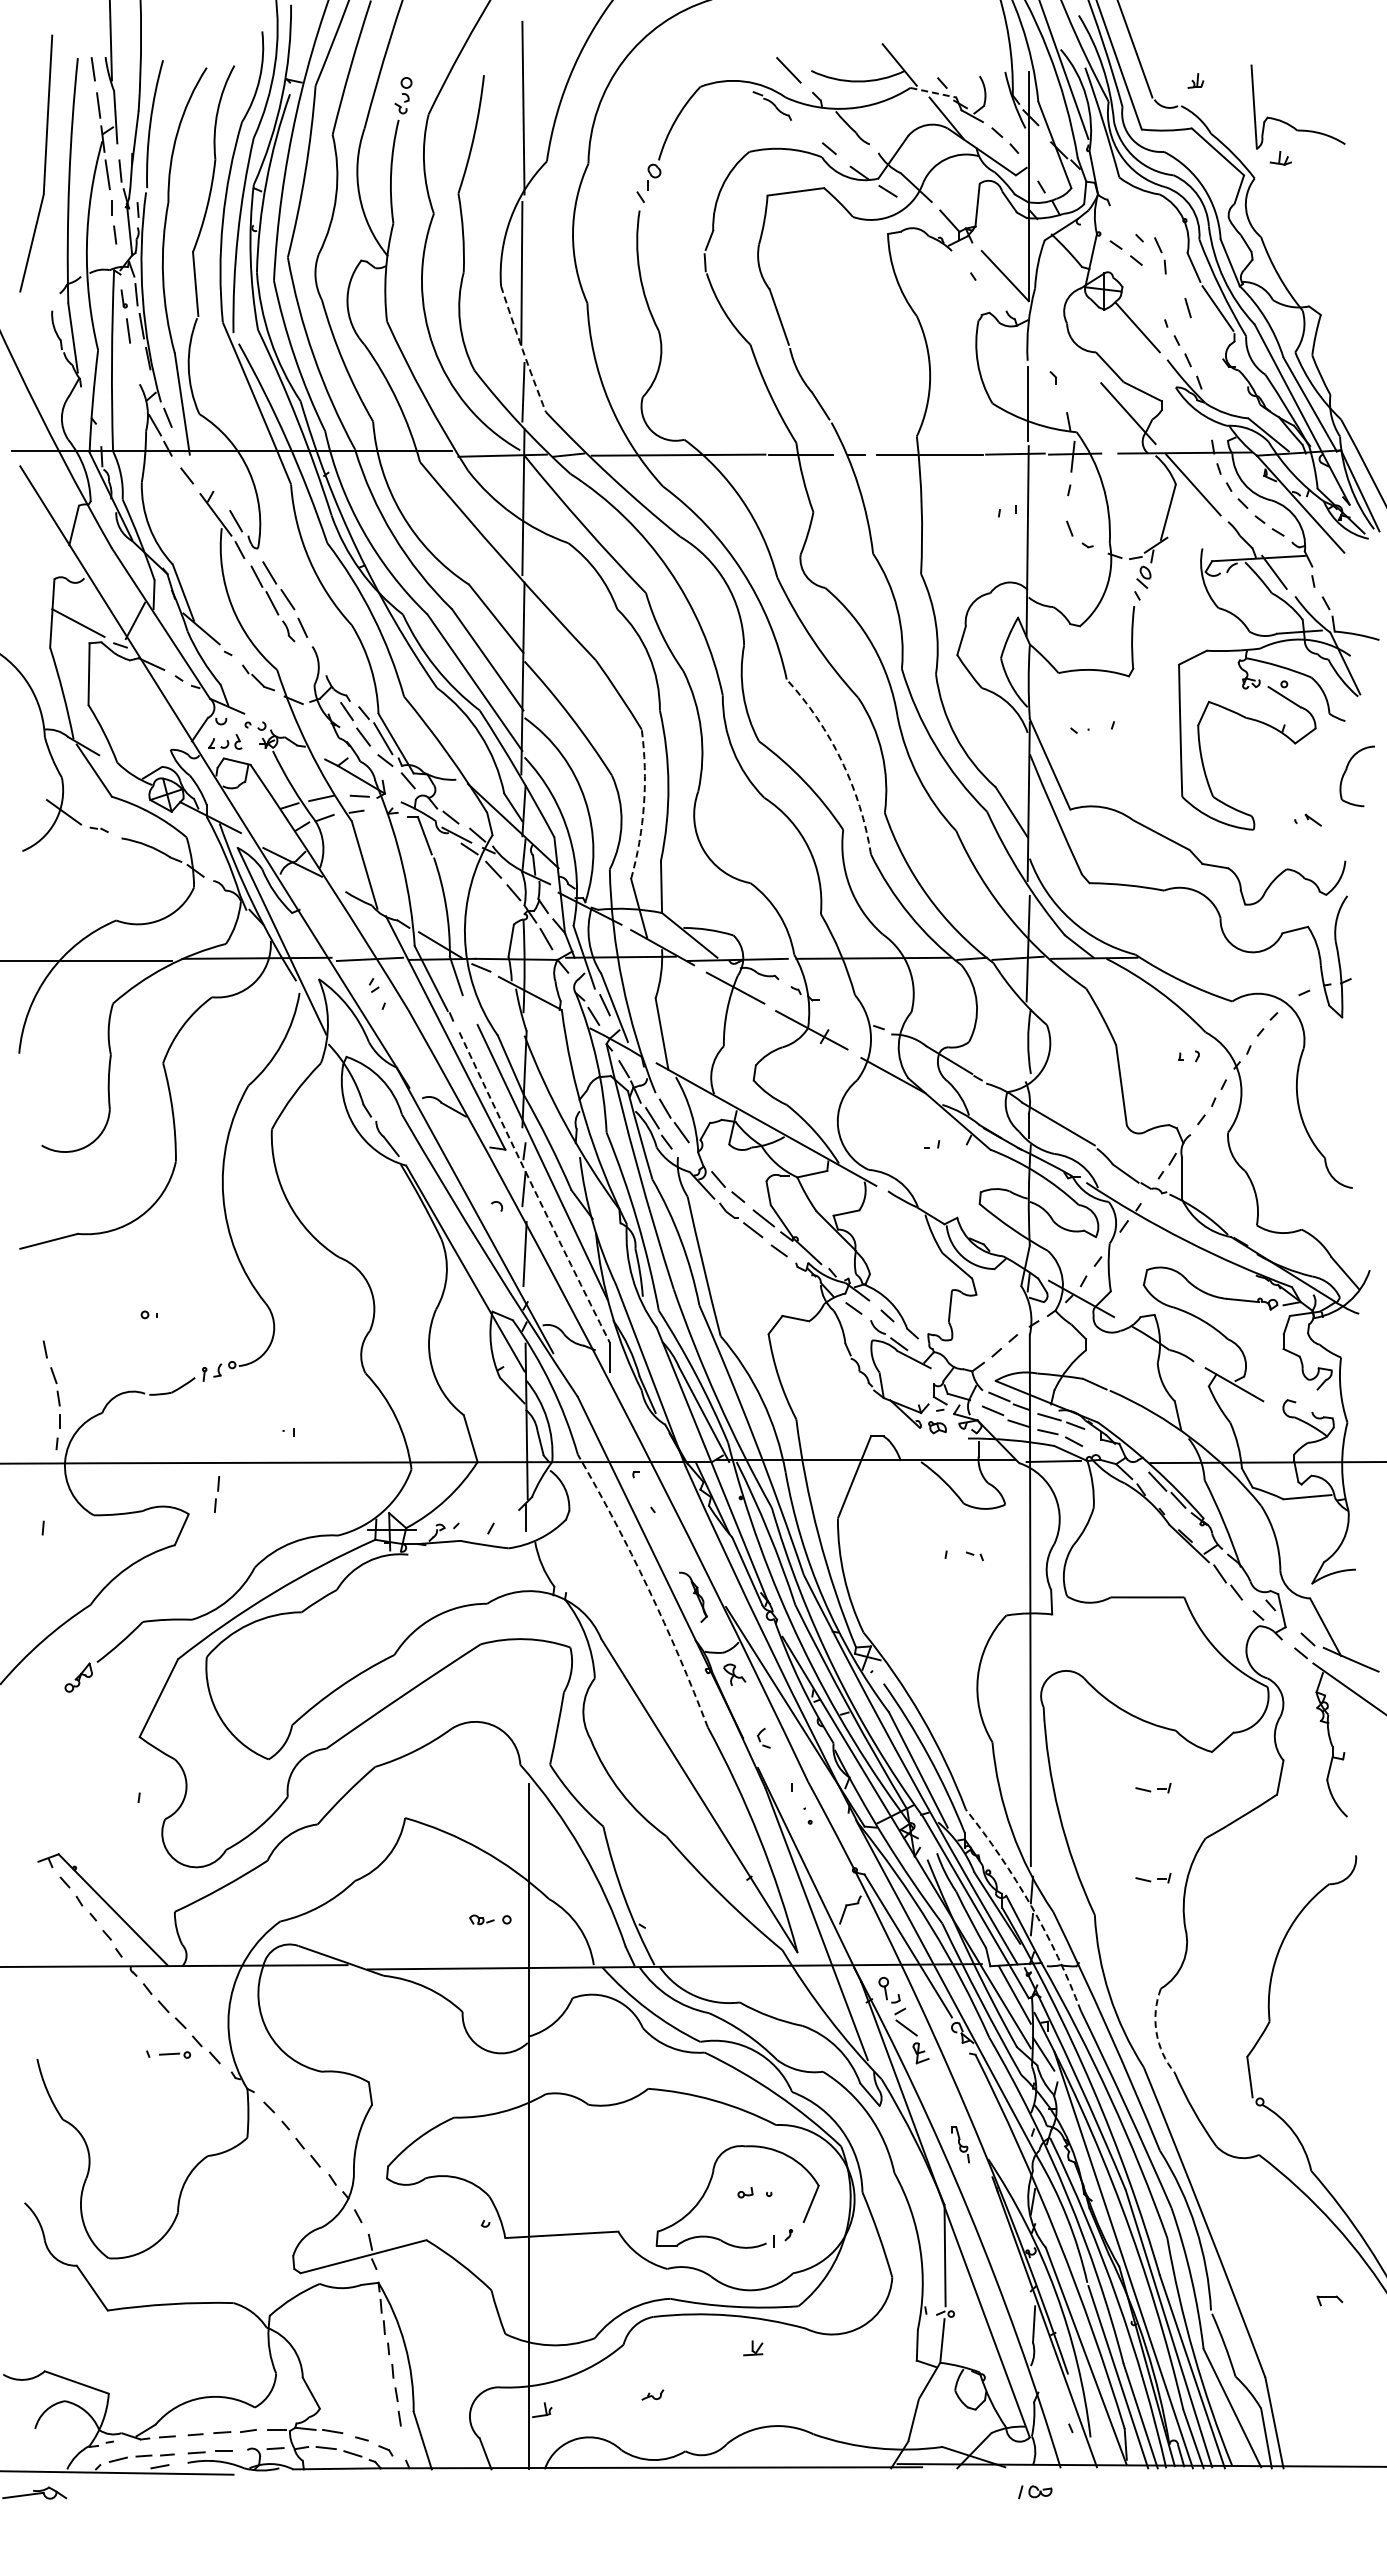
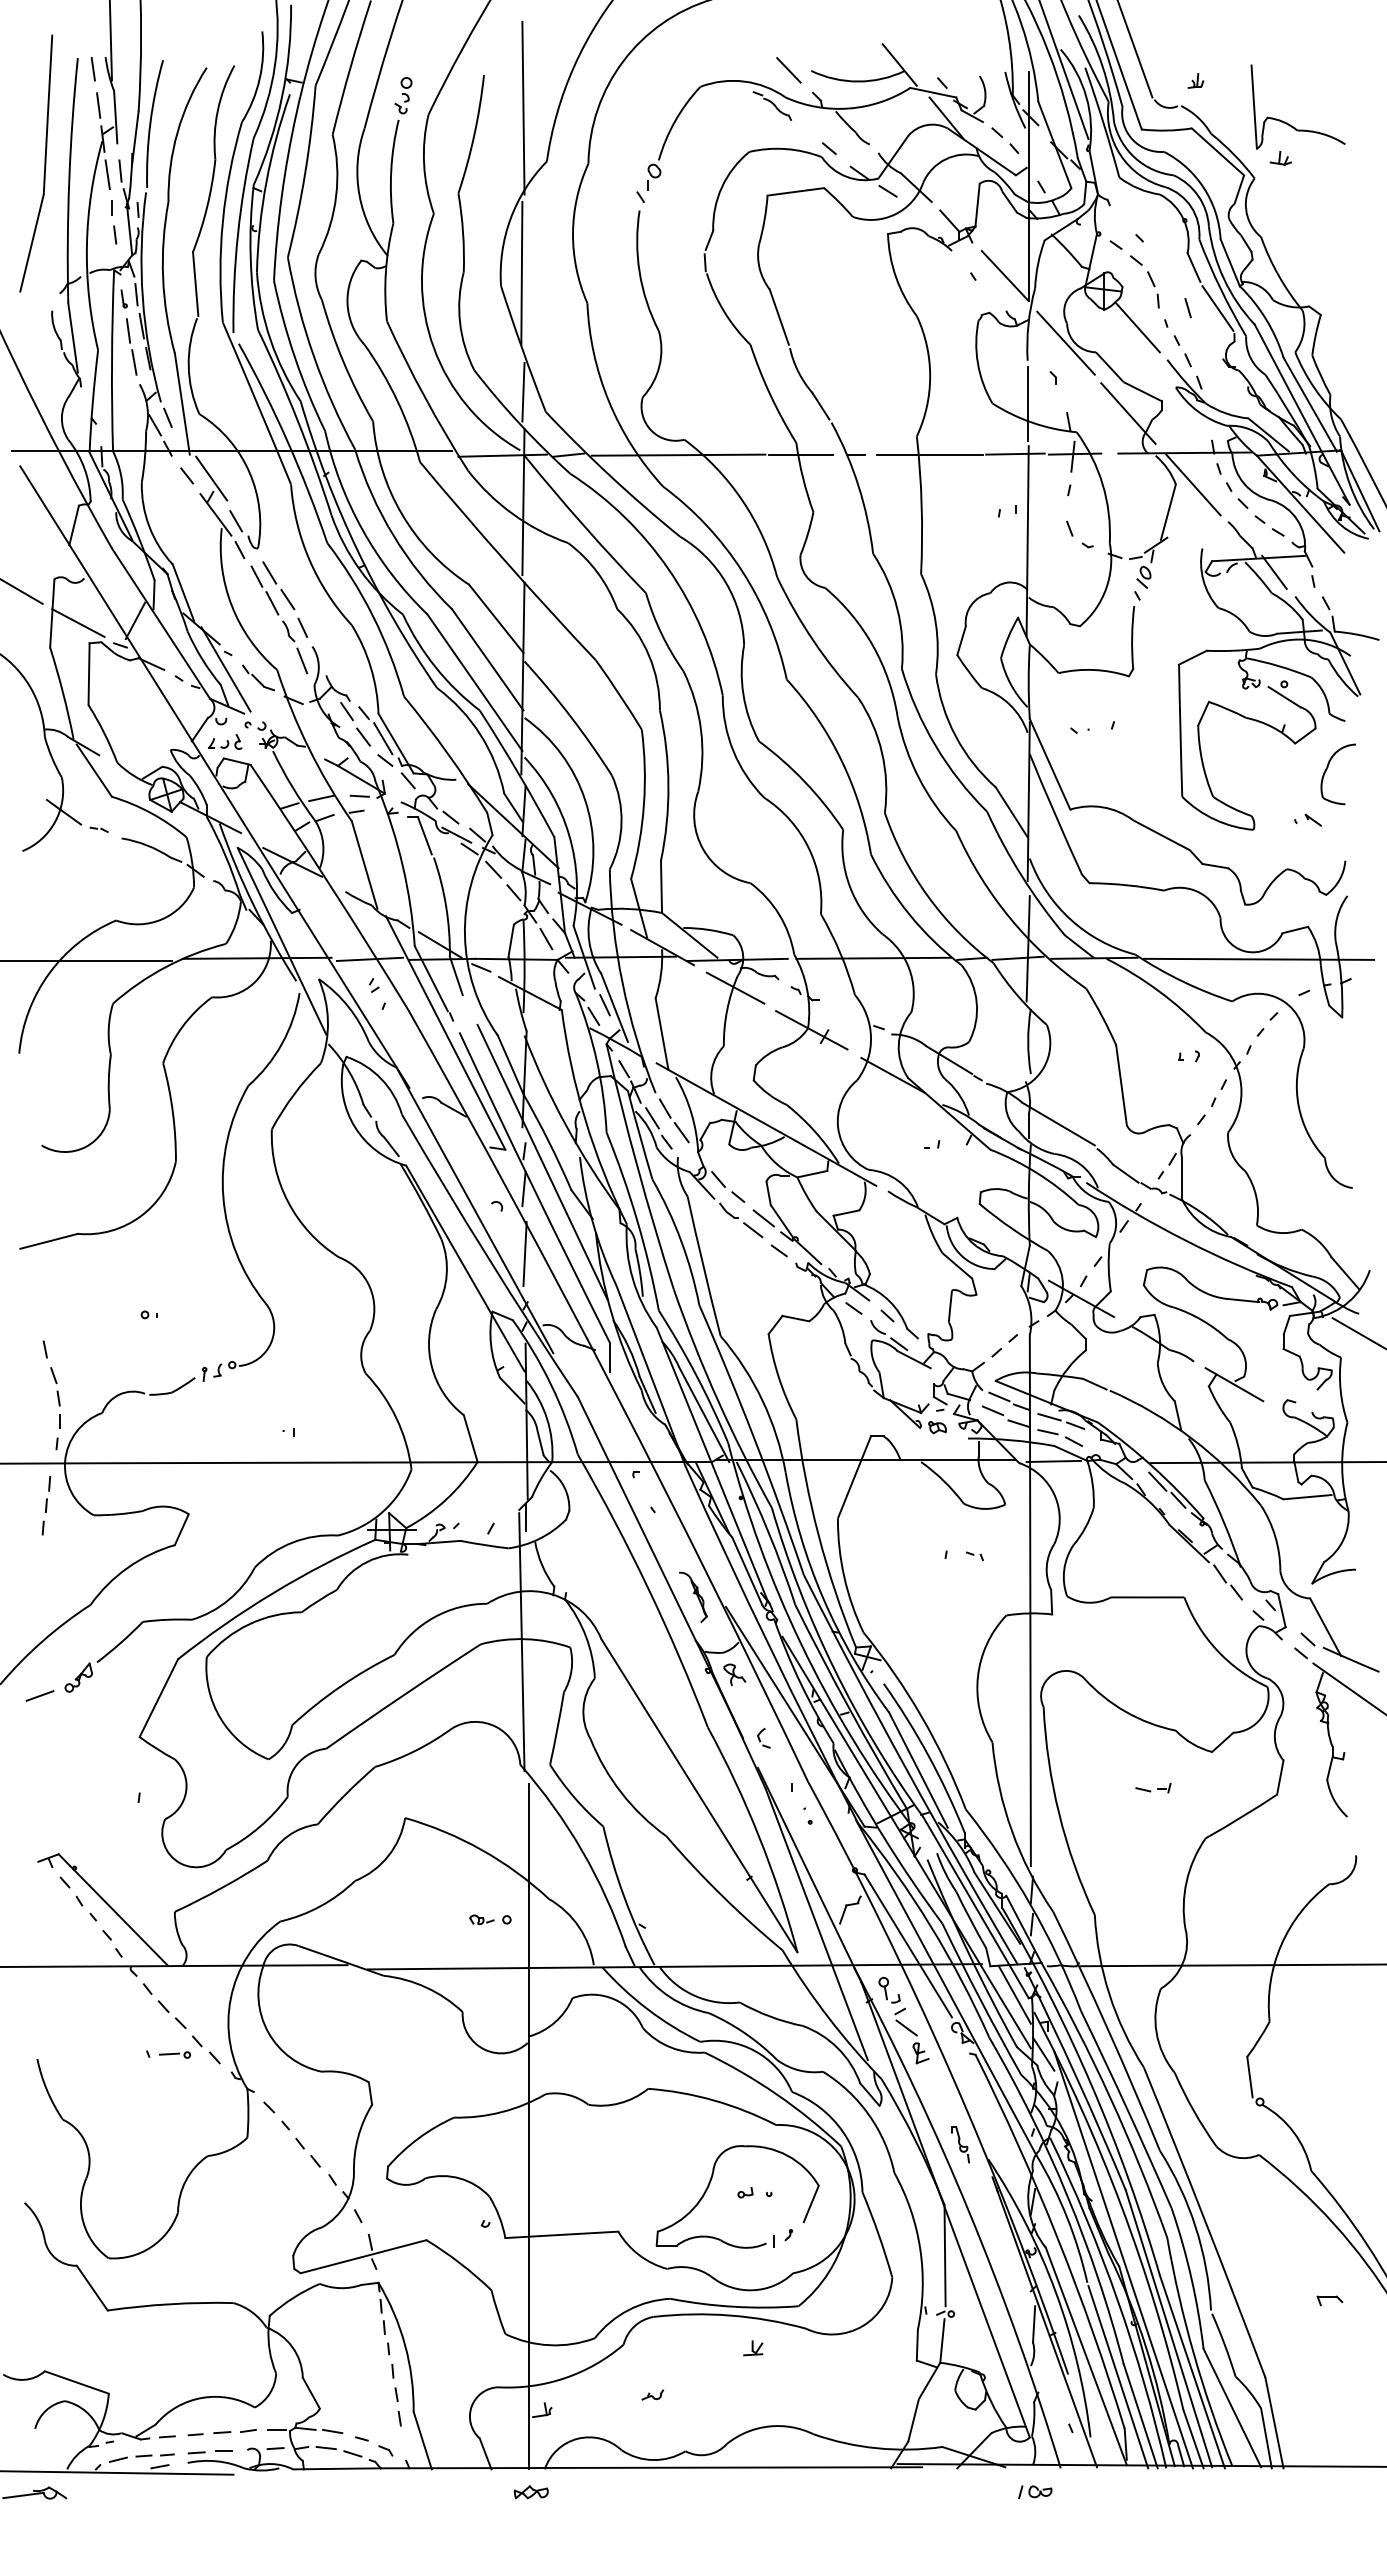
line: dashed -> solid (933, 92)
part position: (1160, 255) -> (1153, 289) (1153, 289)
line: none -> present (1065, 342)
arc: dashed -> solid (522, 349)
line: none -> present (134, 362)
line: none -> present (211, 478)
line: none -> present (22, 591)
line: none -> present (302, 660)
line: none -> present (225, 669)
arc: dashed -> solid (841, 760)
part position: (1346, 771) -> (1327, 769) (1327, 769)
arc: dashed -> solid (643, 804)
line: none -> present (1258, 958)
arc: dashed -> solid (533, 1188)
line: none -> present (1357, 1332)
part position: (217, 1494) -> (48, 1494) (48, 1494)
arc: dashed -> solid (648, 1588)
line: none -> present (521, 1642)
line: none -> present (39, 1695)
part: present -> none (1153, 1878)
arc: dashed -> solid (1031, 1905)
line: none -> present (1231, 1965)
arc: dashed -> solid (1156, 2032)
part: none -> present (530, 2492)
